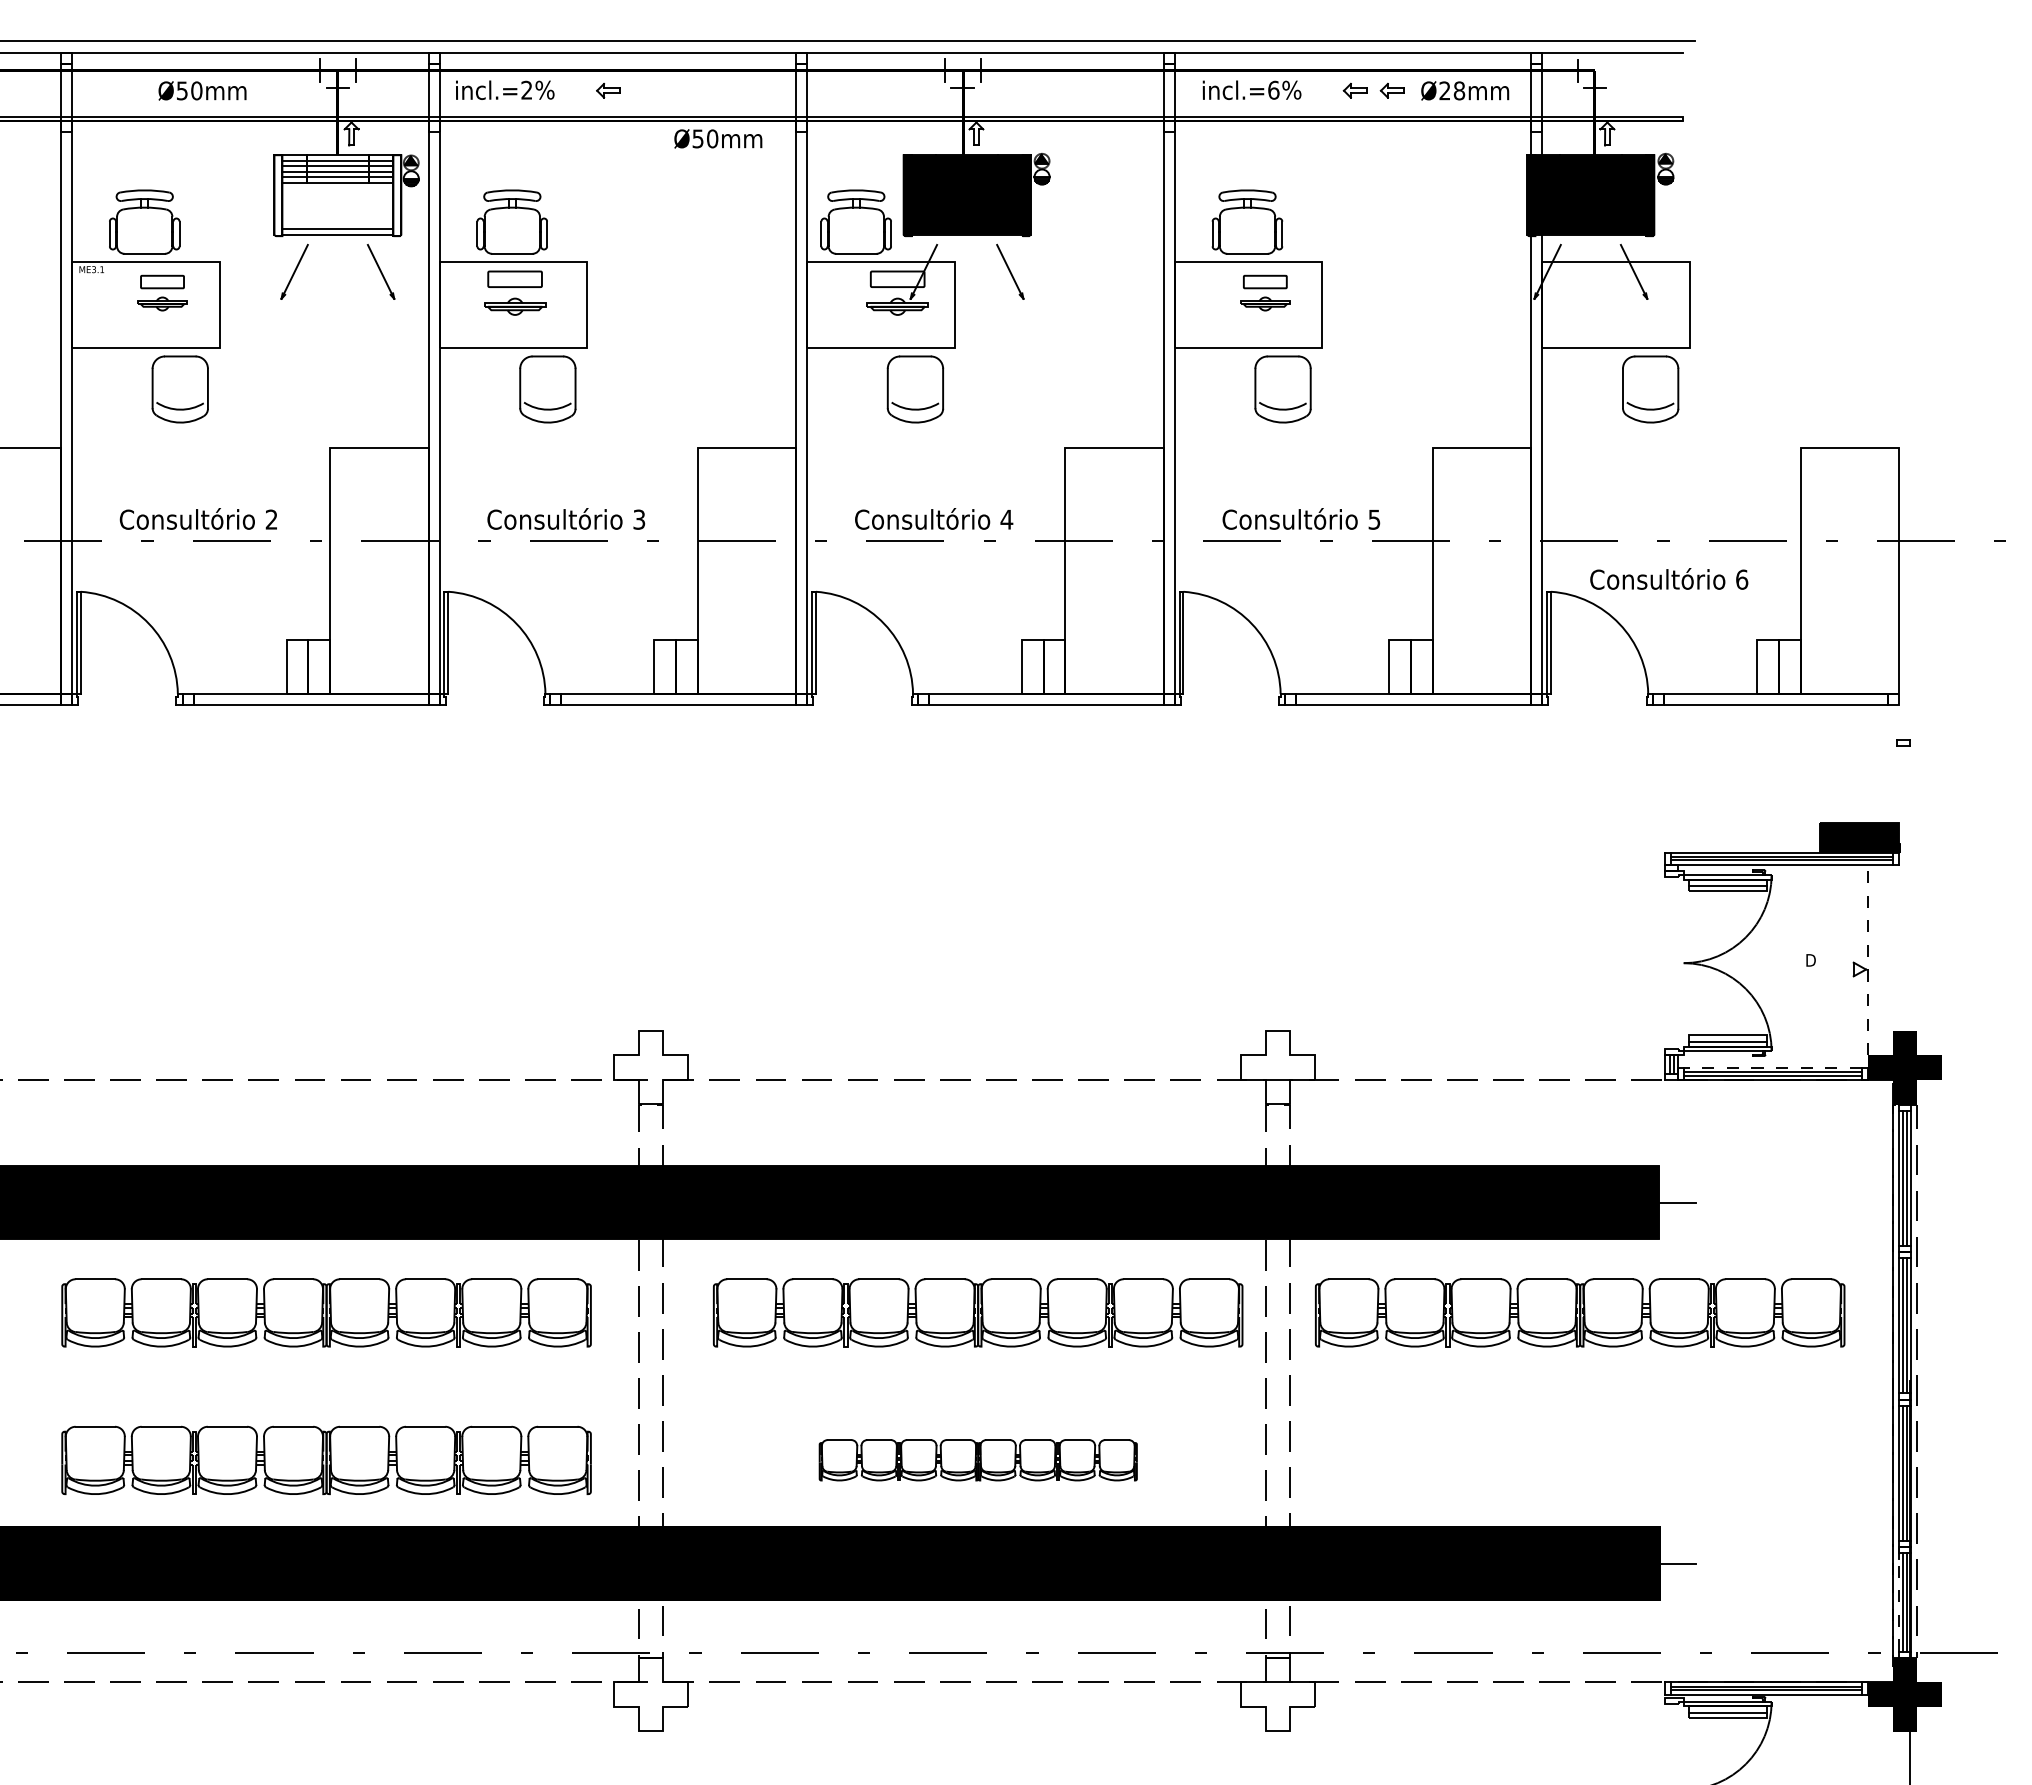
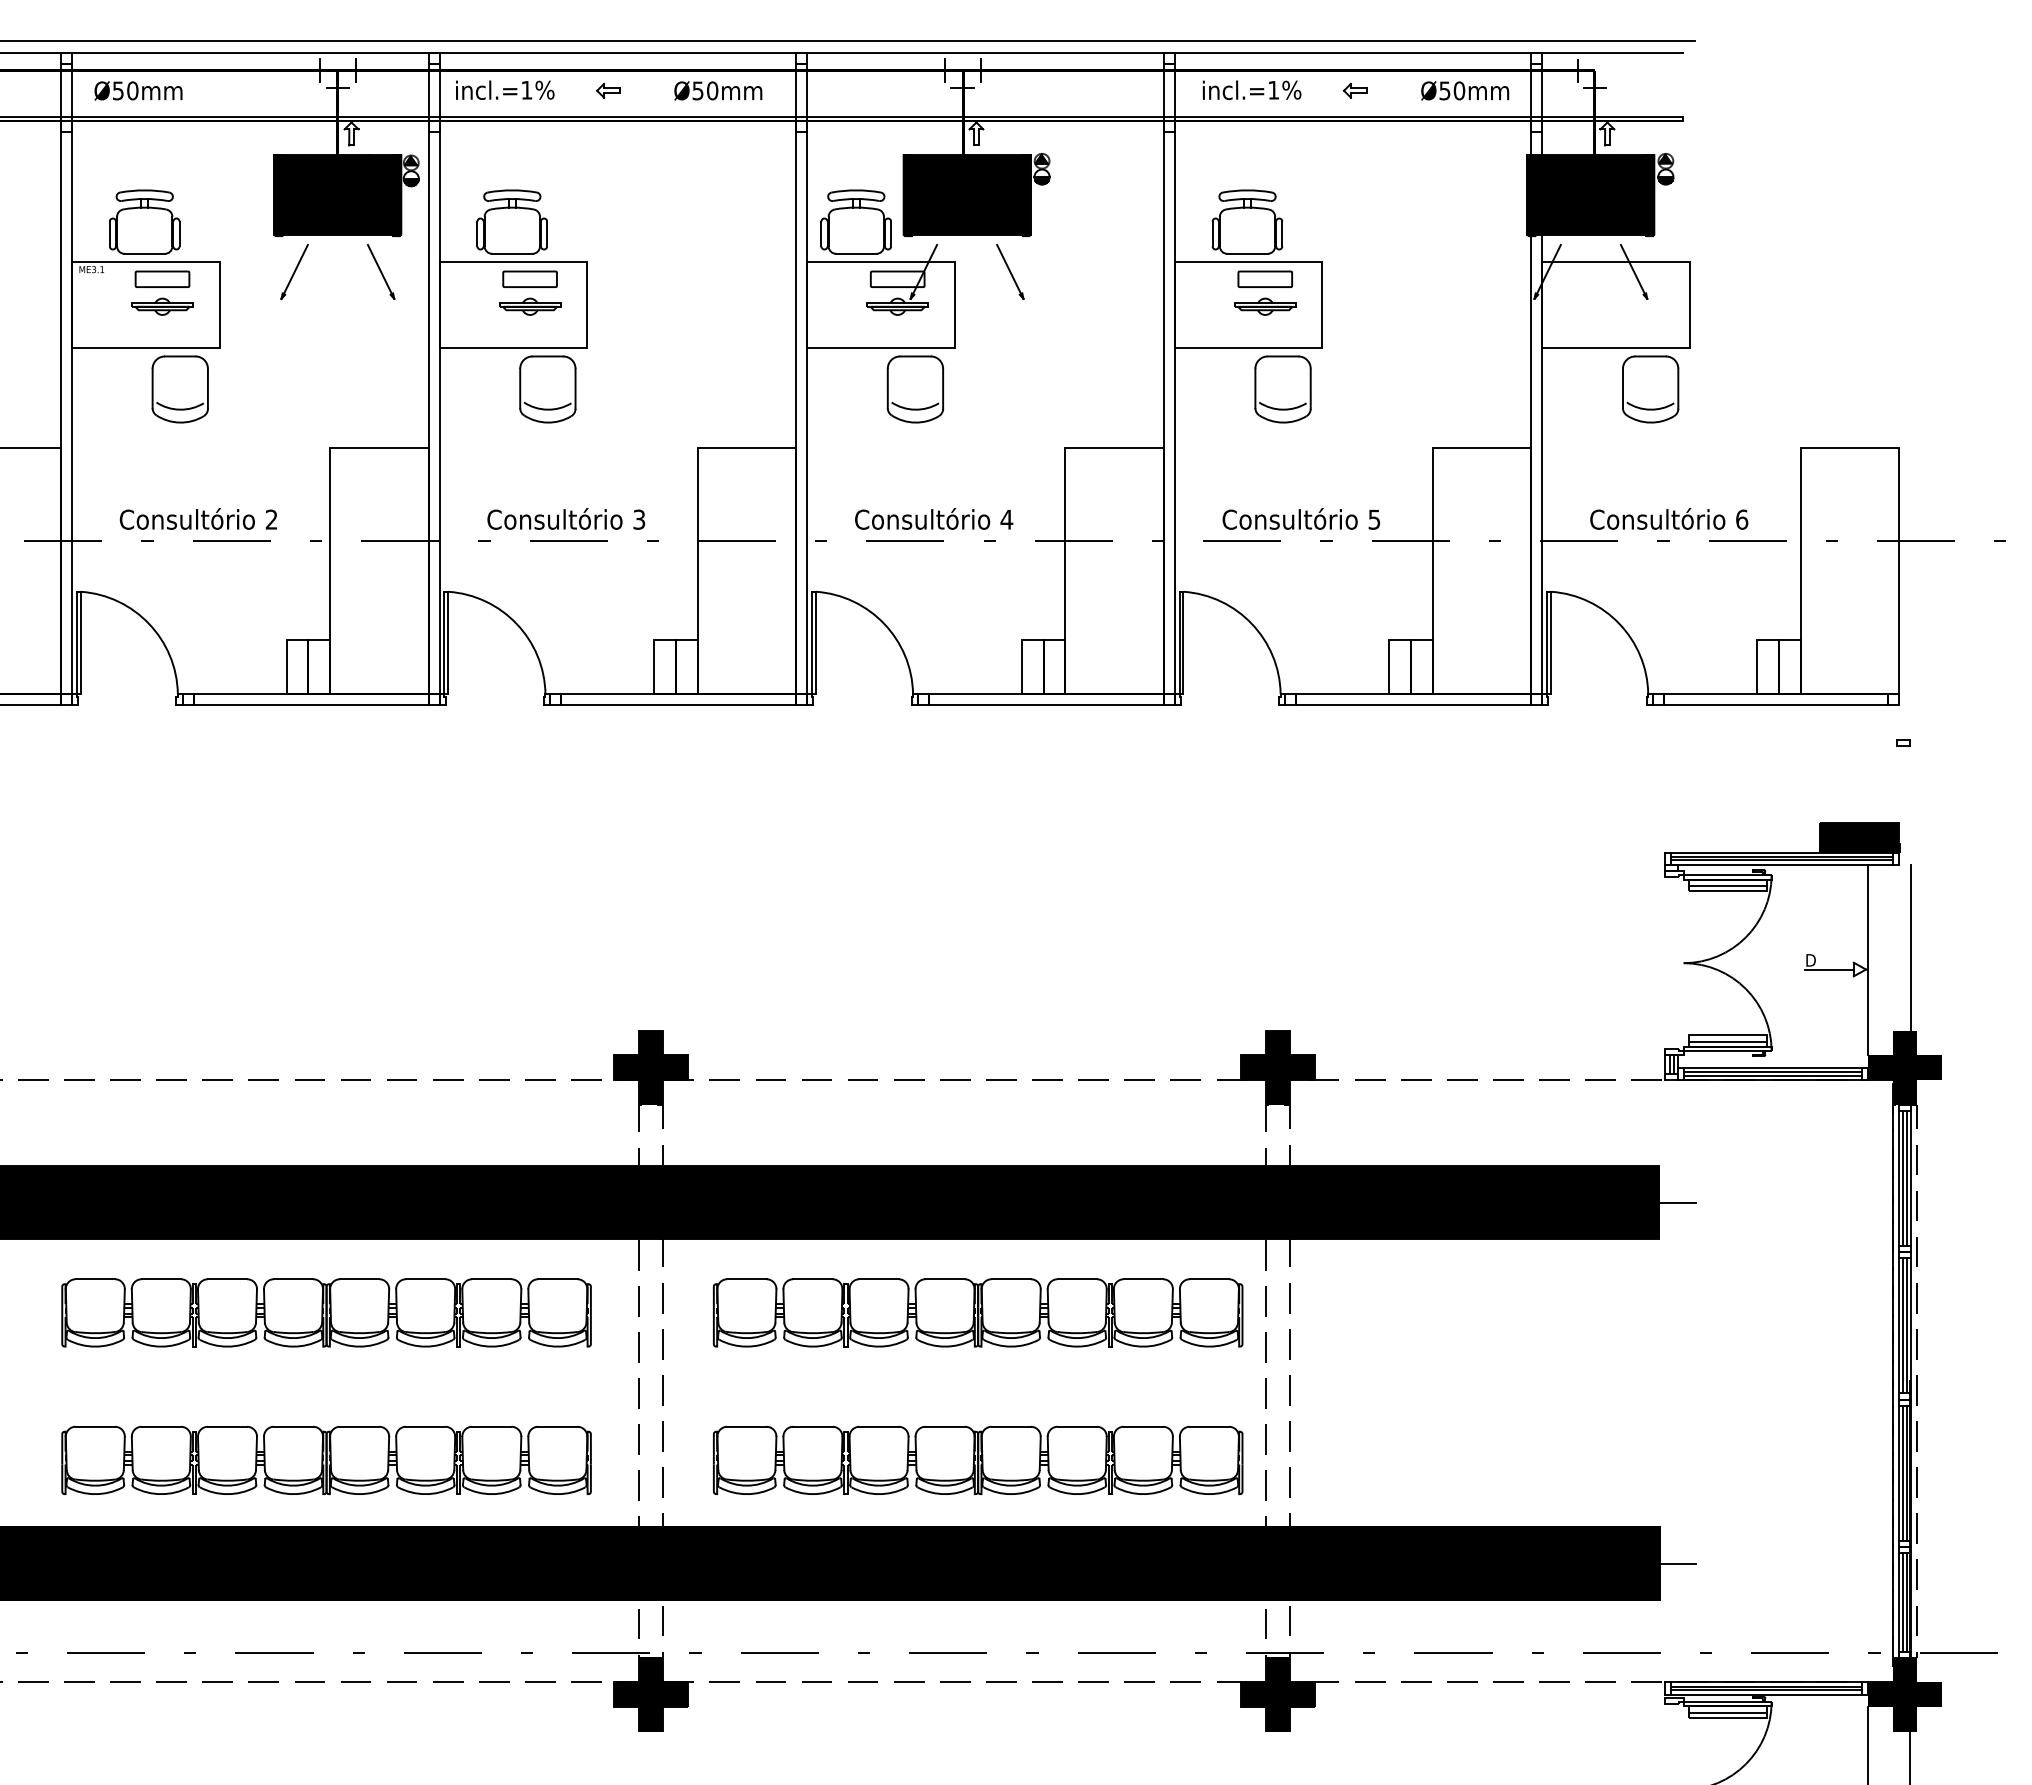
text: incl.=2%%% -> incl.=1%%% (526, 89)
text: incl.=6%%% -> incl.=1%%% (1273, 89)
text position: (202, 90) -> (138, 90) (138, 90)
part: present -> none (1391, 90)
text: Ø28mm -> Ø50mm (1452, 90)
text position: (718, 138) -> (718, 90) (718, 90)
fill: none -> present (337, 195)
part size: 51x38 px -> 63x46 px (162, 292)
part position: (515, 292) -> (530, 292) (530, 292)
part size: 51x38 px -> 63x46 px (1265, 292)
text position: (1669, 578) -> (1669, 518) (1669, 518)
line: none -> present (1911, 947)
line: dashed -> solid (1868, 959)
line: none -> present (1828, 969)
fill: none -> present (650, 1067)
fill: none -> present (1277, 1067)
line: dashed -> solid (1772, 1067)
part: present -> none (1580, 1312)
part size: 320x43 px -> 531x70 px (978, 1459)
line: dashed -> solid (1898, 1601)
fill: none -> present (650, 1694)
fill: none -> present (1277, 1694)
line: none -> present (1868, 1743)
